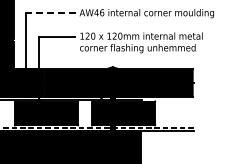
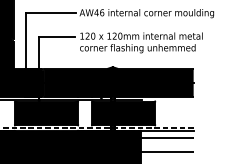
line: dashed -> solid (50, 12)
hatch: none -> present (167, 145)
